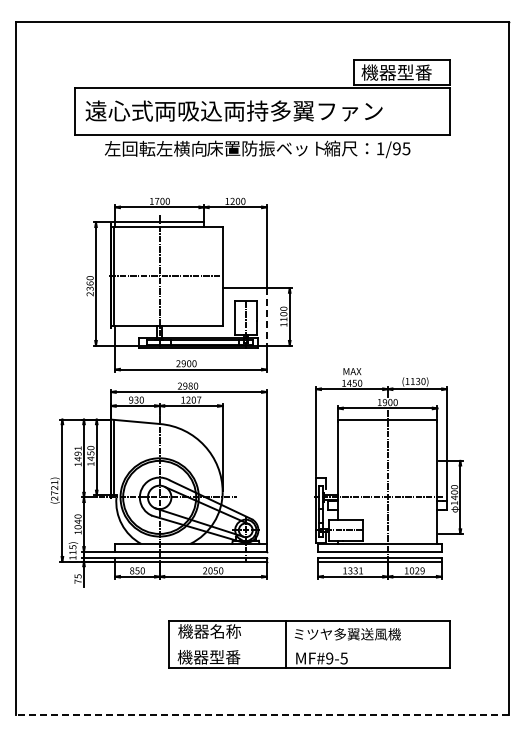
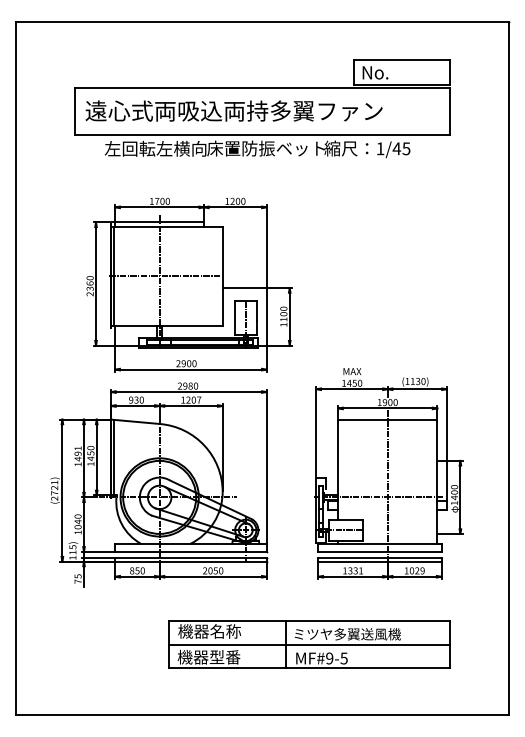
text: 機器型番 -> No. (396, 72)
text: 1/95 -> 1/45 (396, 148)
line: dashed -> solid (266, 316)
line: none -> present (309, 644)
line: dashed -> solid (262, 714)
